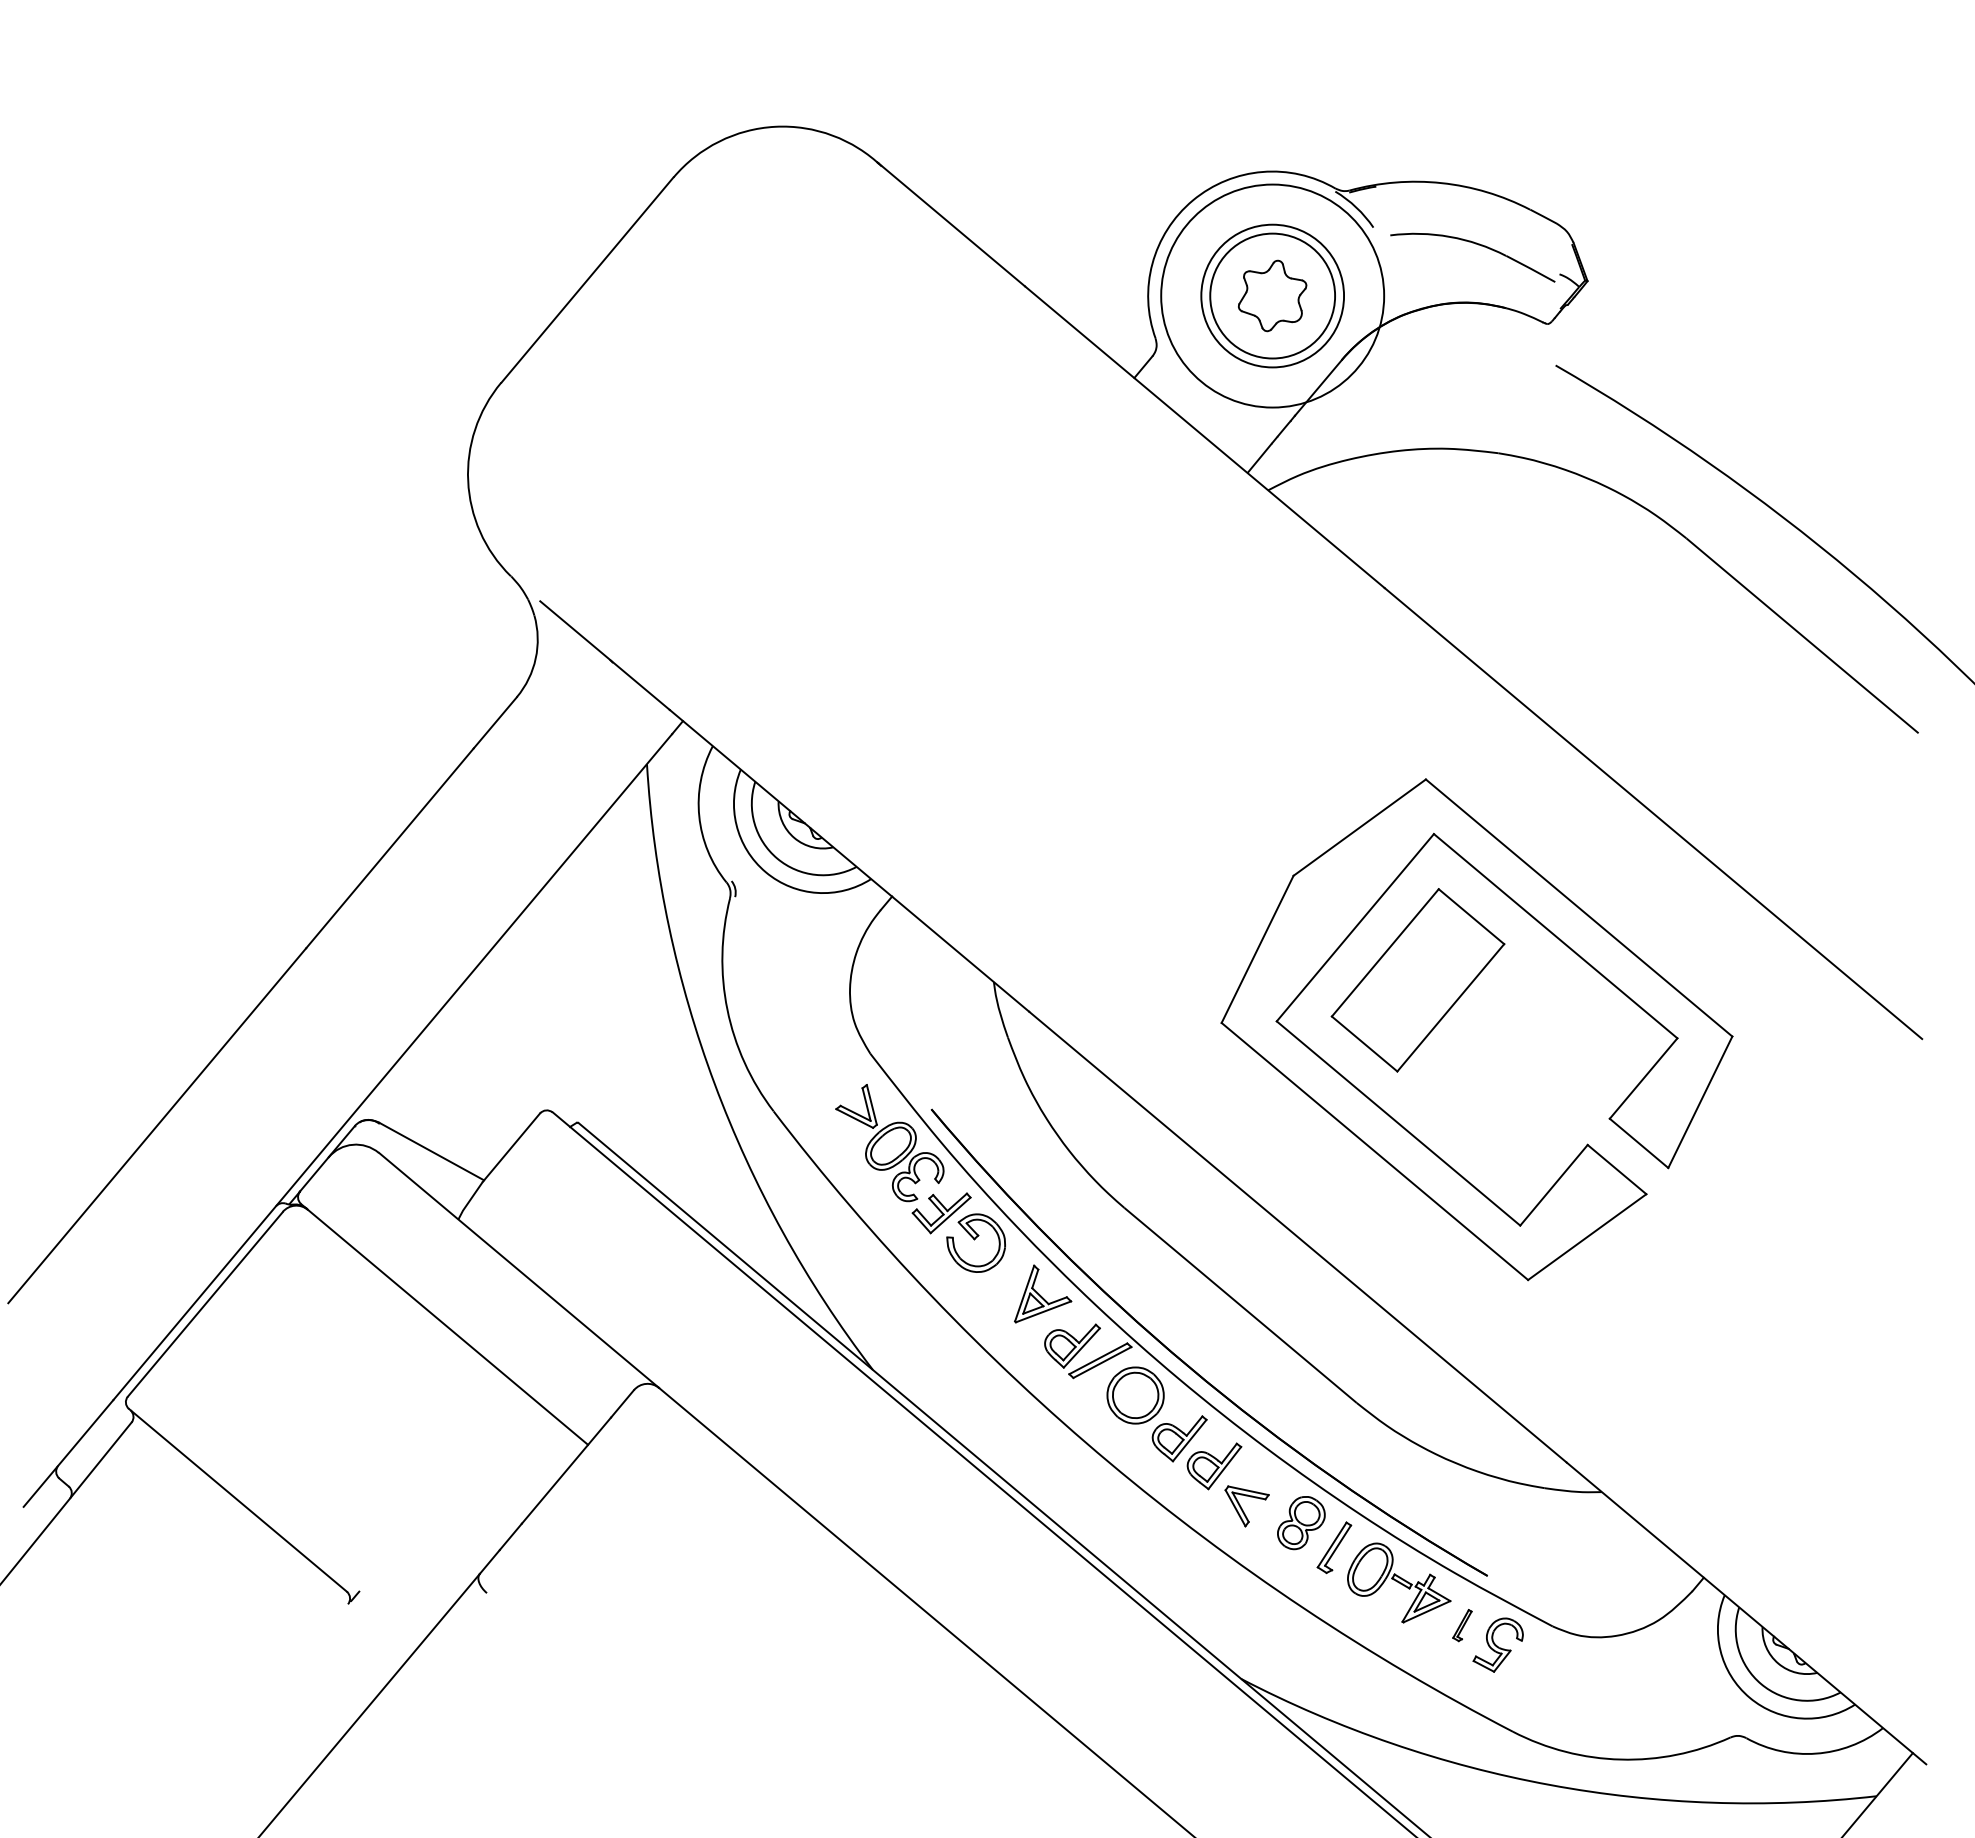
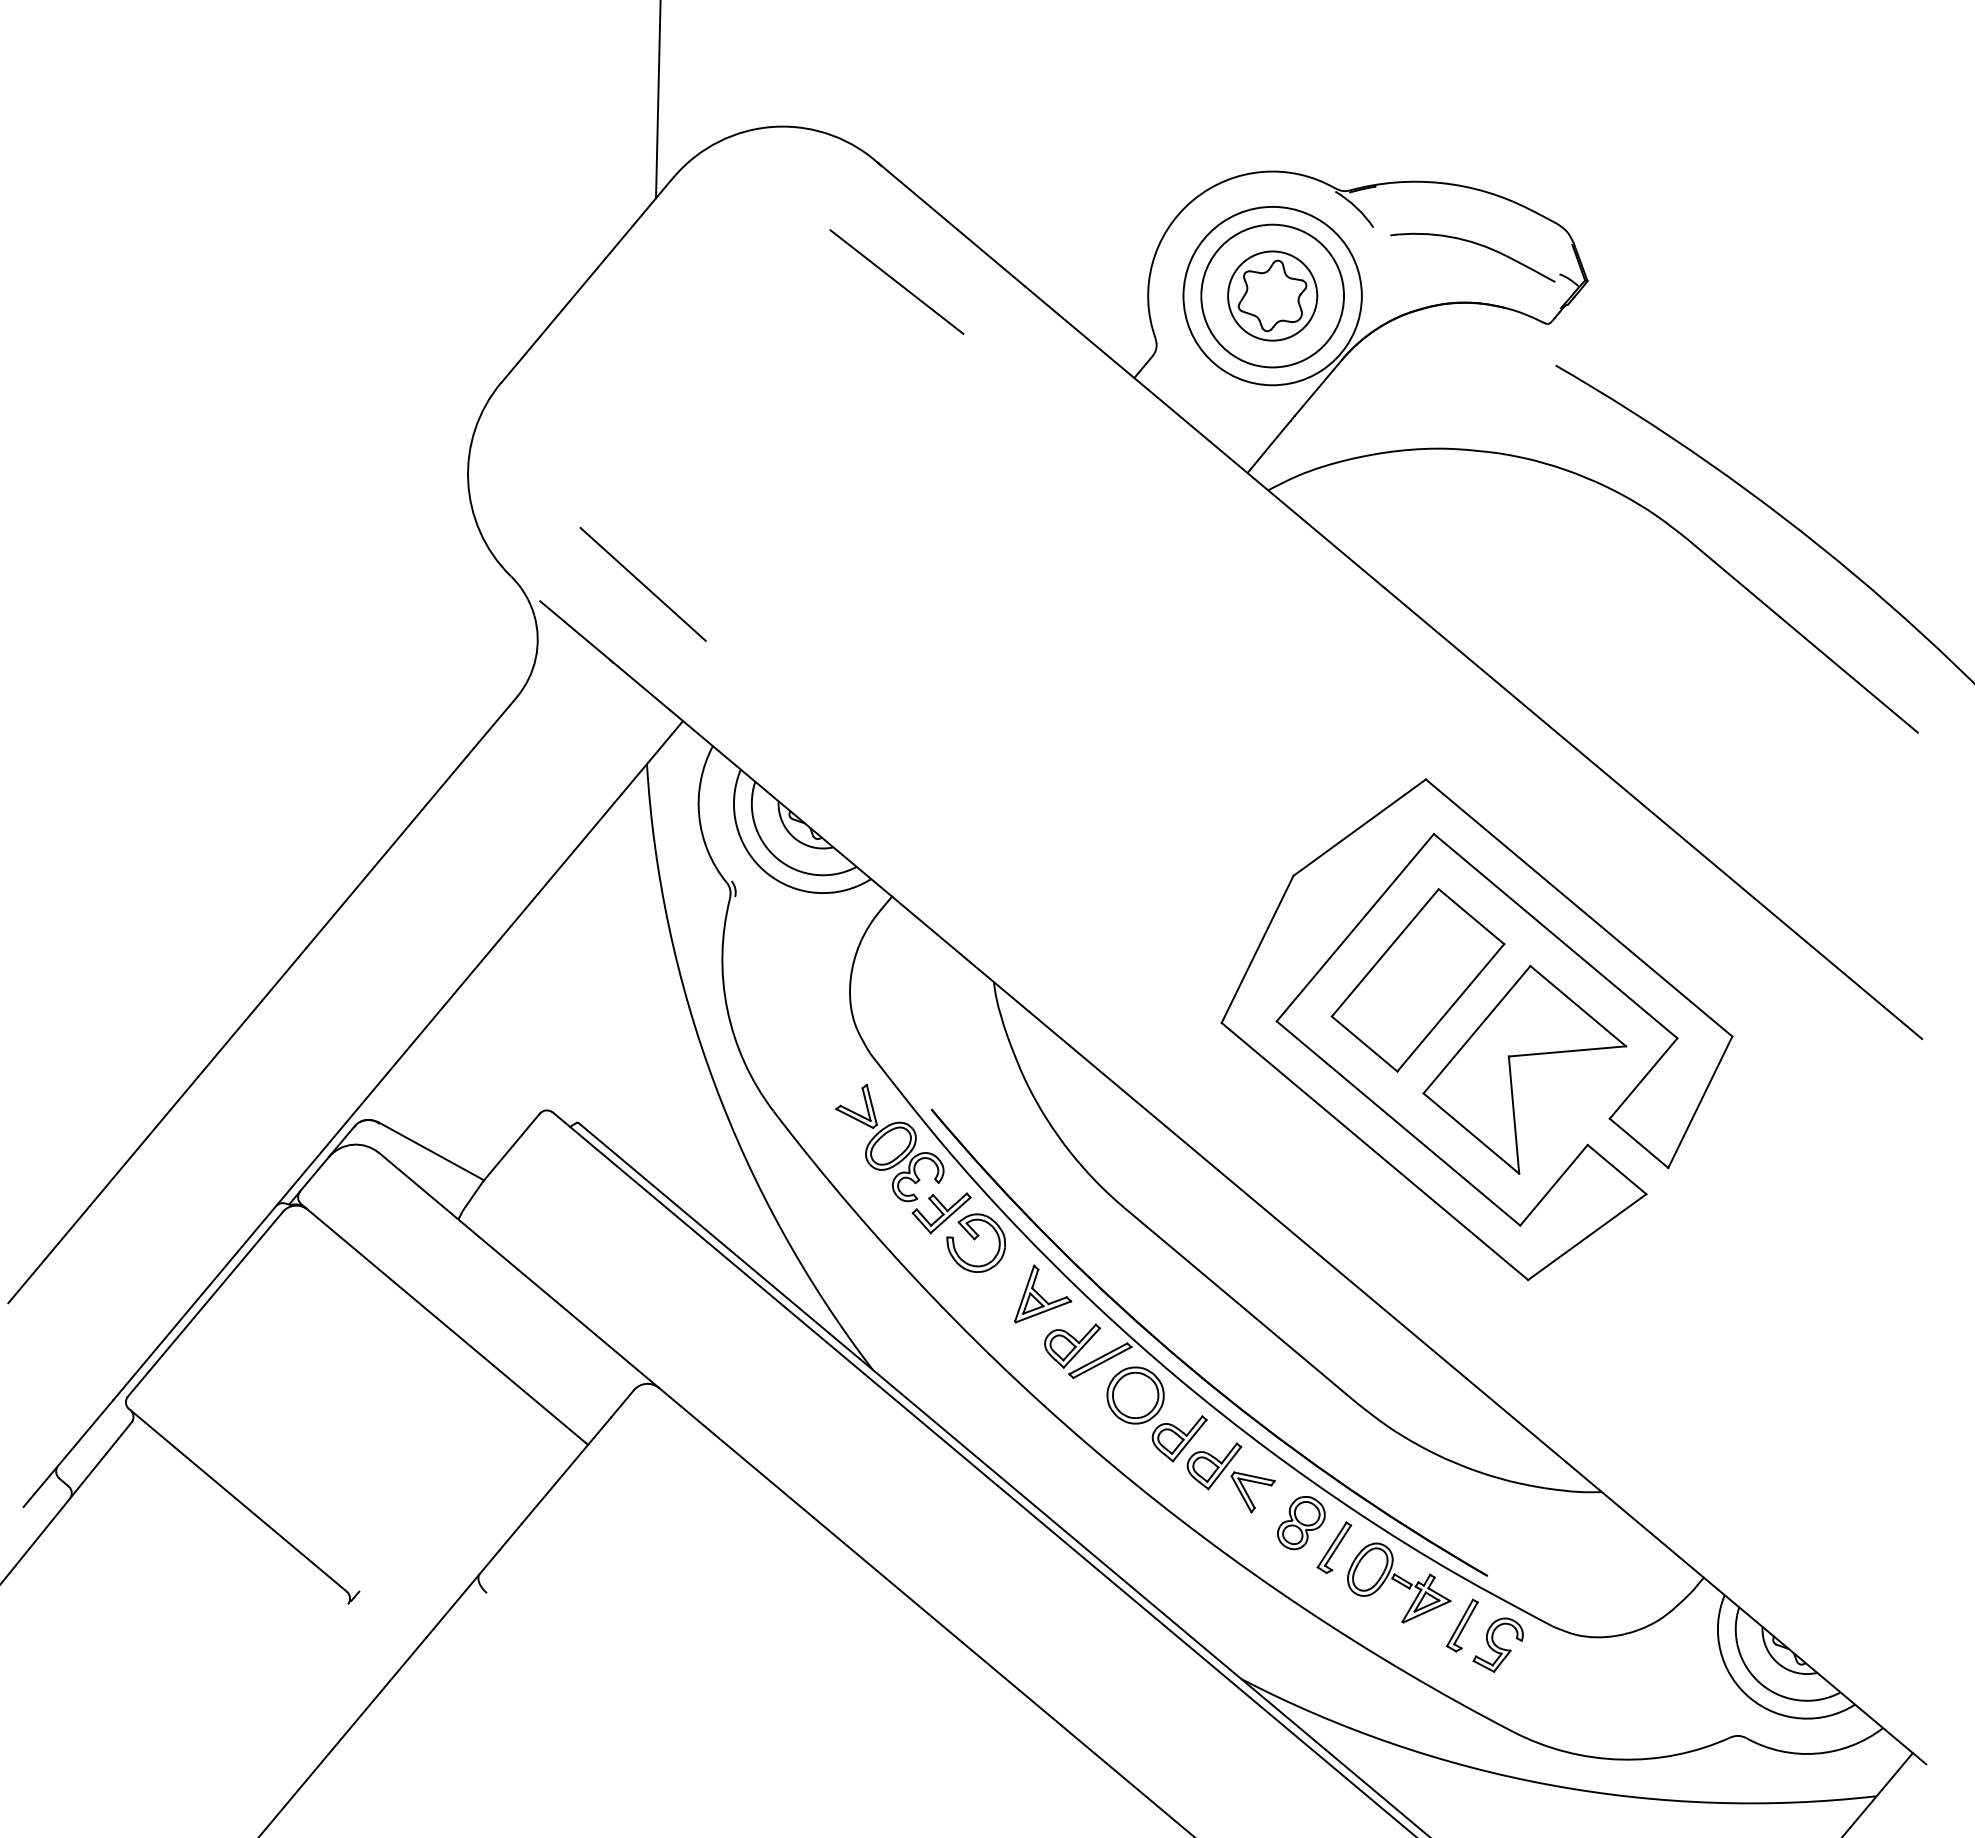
line: none -> present (658, 100)
line: none -> present (896, 281)
circle diameter: 125 px -> 89 px (1272, 295)
circle diameter: 223 px -> 178 px (1272, 295)
line: none -> present (642, 583)
part: none -> present (1523, 1056)
part position: (1246, 1506) -> (1252, 1492) (1252, 1492)
part size: 21x34 px -> 33x55 px (1462, 1625)
